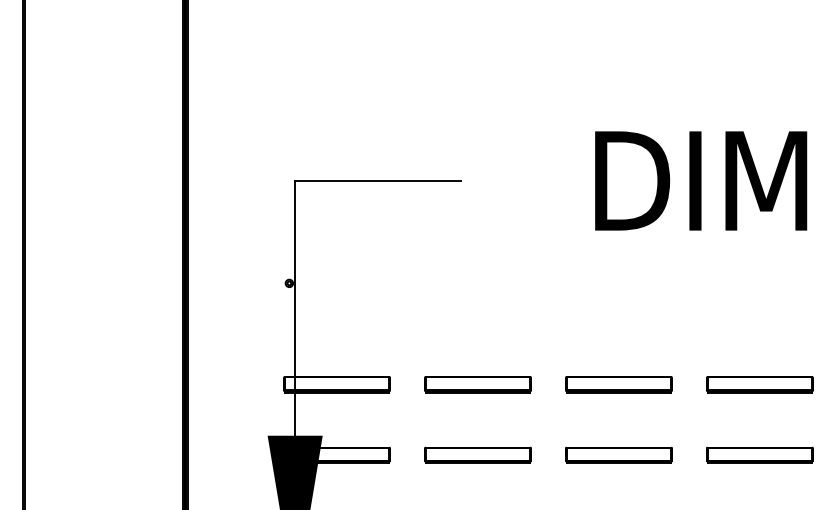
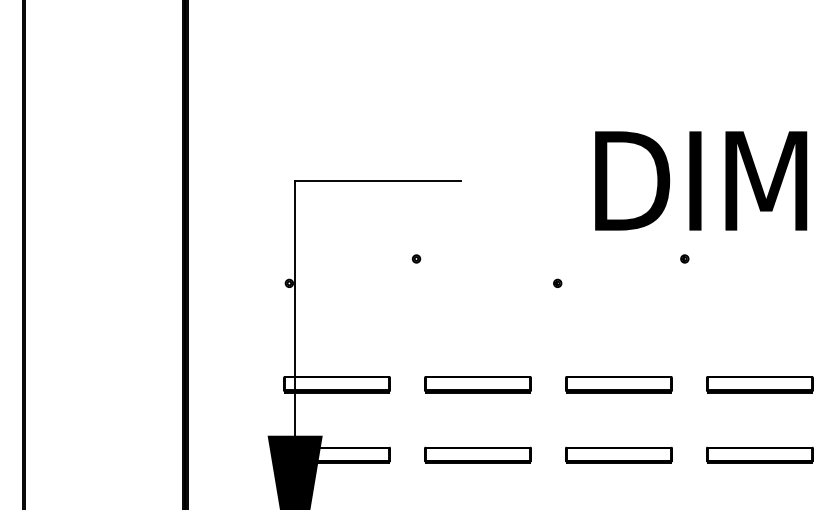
part: none -> present (416, 258)
part: none -> present (684, 258)
part: none -> present (557, 282)
